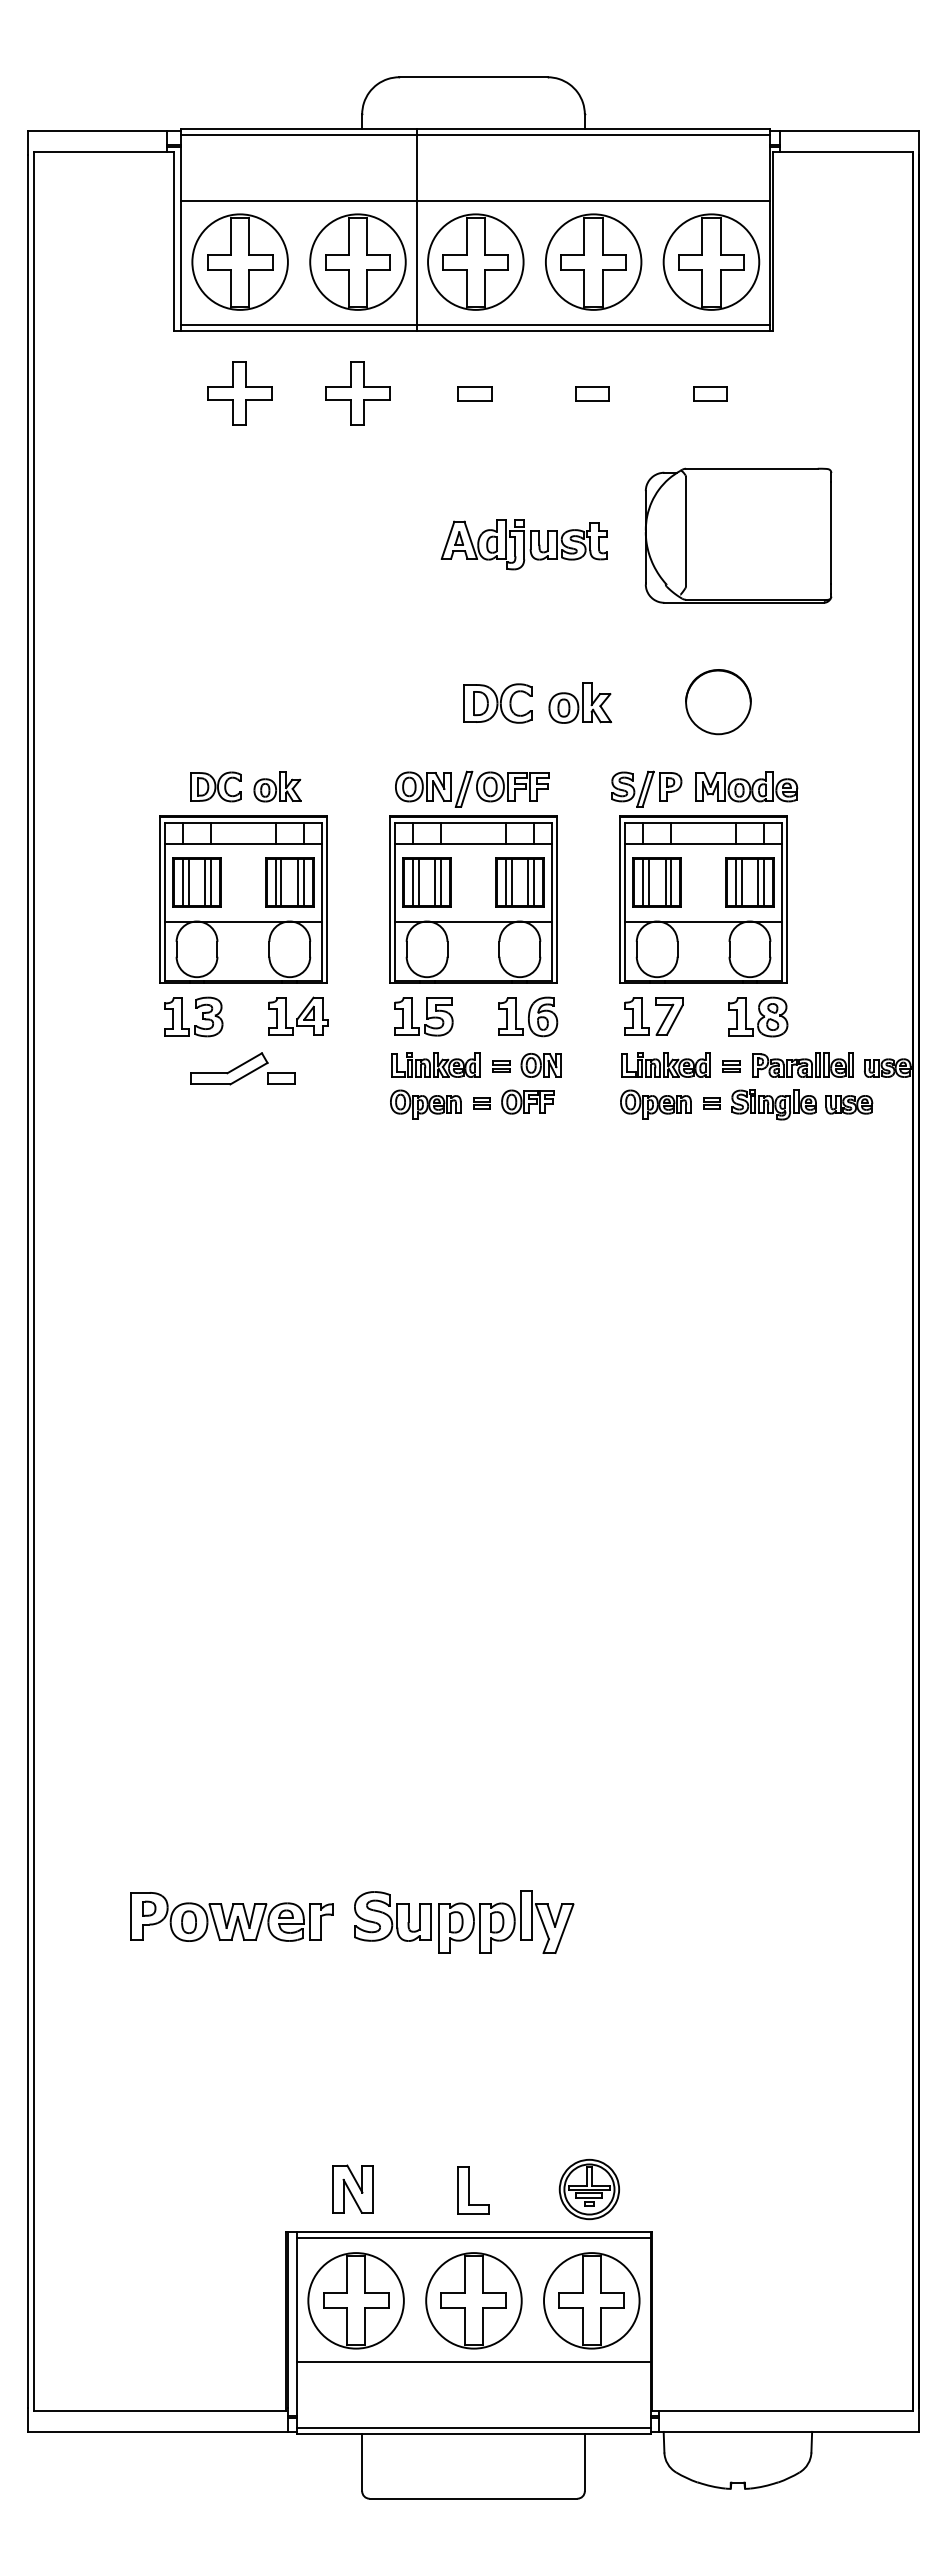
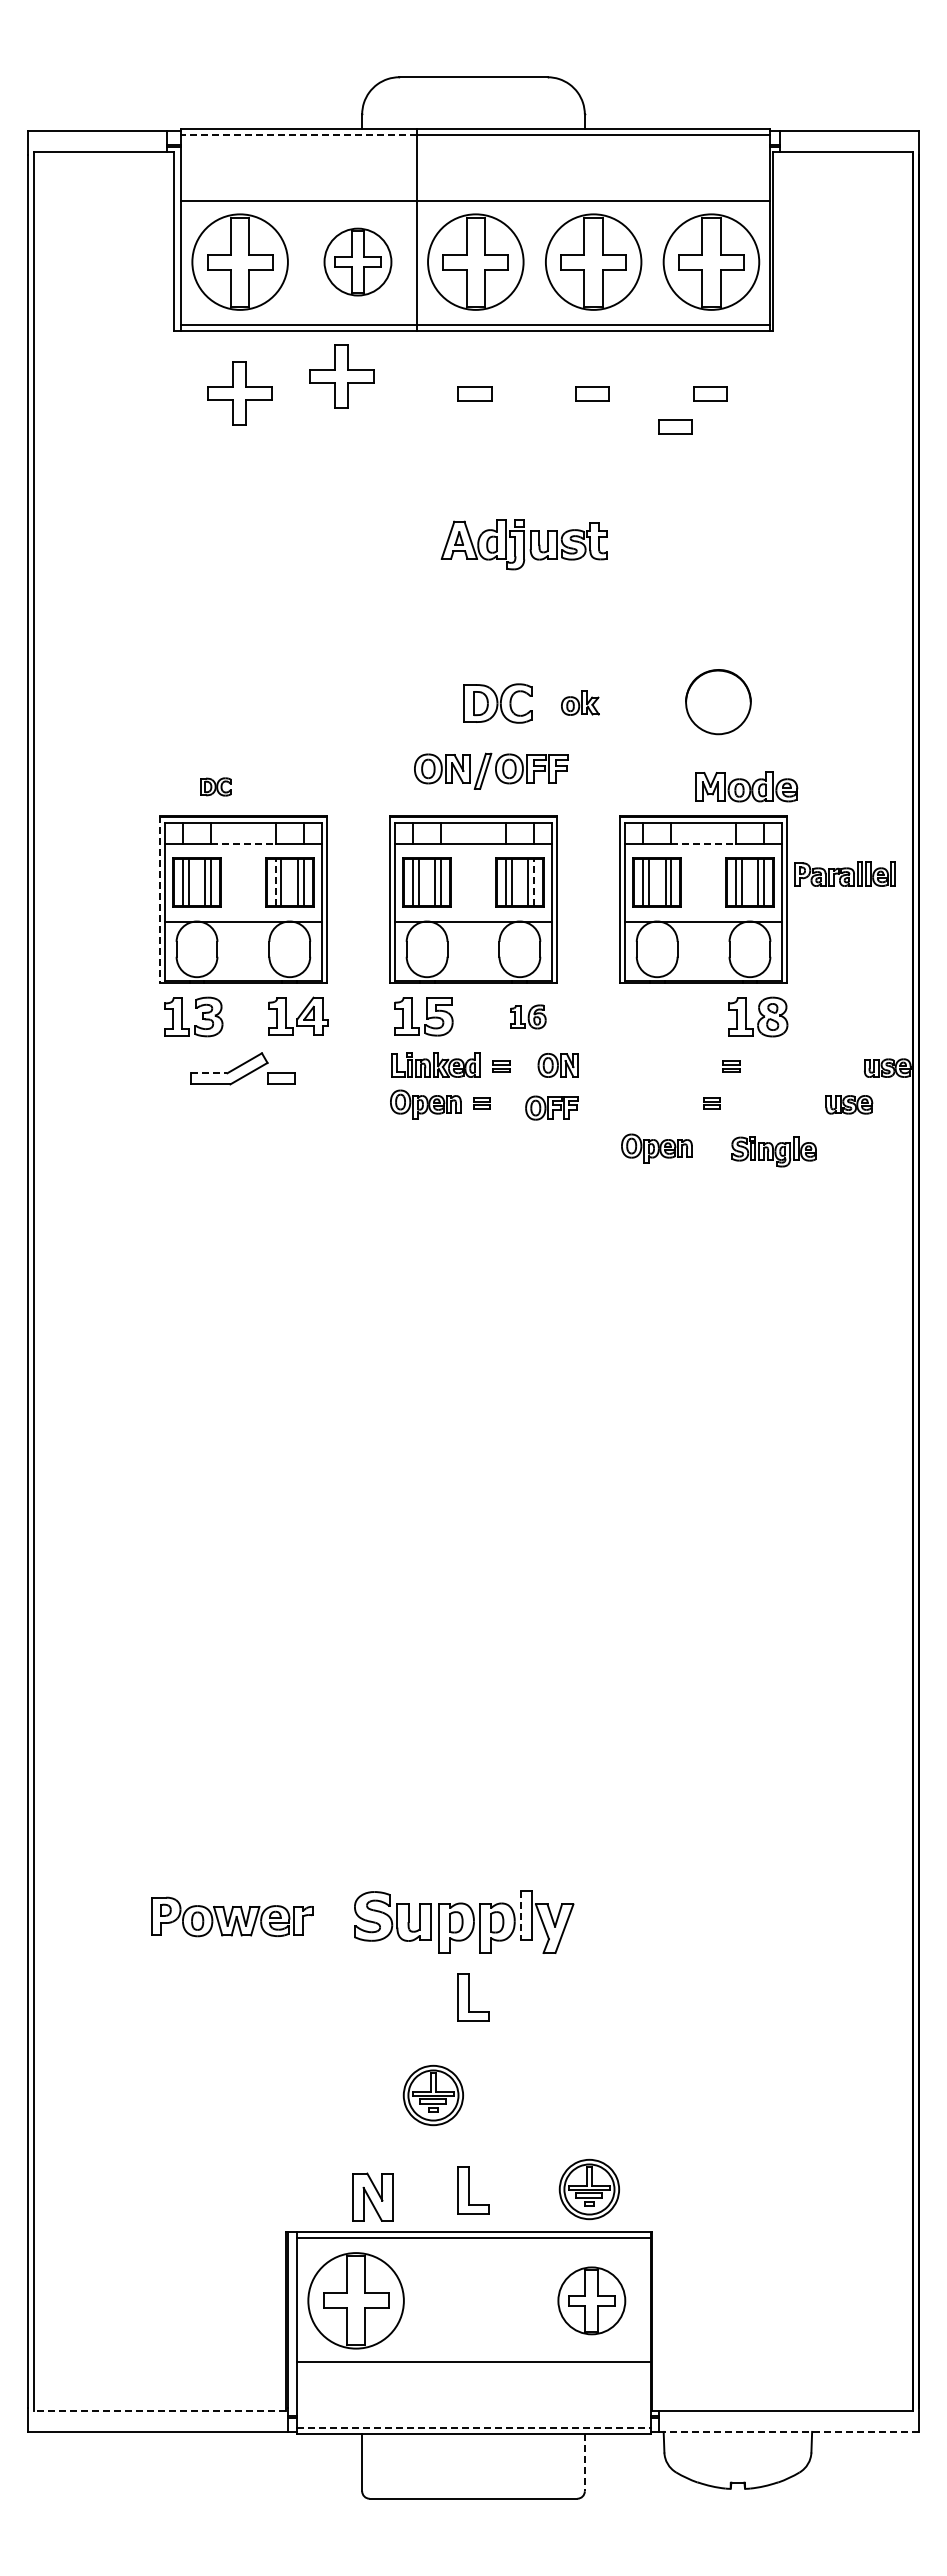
line: solid -> dashed (299, 135)
part size: 98x98 px -> 70x70 px (357, 261)
part position: (357, 393) -> (341, 376) (341, 376)
part: none -> present (675, 426)
part: present -> none (738, 535)
part size: 65x42 px -> 39x26 px (580, 702)
part size: 52x32 px -> 32x20 px (215, 786)
part: present -> none (277, 786)
part position: (472, 788) -> (491, 770) (491, 770)
part: present -> none (646, 788)
line: solid -> dashed (243, 843)
line: solid -> dashed (704, 843)
line: solid -> dashed (275, 882)
line: solid -> dashed (533, 882)
line: solid -> dashed (159, 900)
part size: 61x42 px -> 37x26 px (528, 1016)
part: present -> none (662, 1021)
part: present -> none (665, 1064)
part position: (802, 1064) -> (844, 873) (844, 873)
part position: (540, 1065) -> (557, 1065) (557, 1065)
line: solid -> dashed (209, 1073)
part position: (527, 1101) -> (551, 1107) (551, 1107)
part position: (655, 1104) -> (656, 1148) (656, 1148)
part position: (773, 1104) -> (773, 1151) (773, 1151)
line: solid -> dashed (520, 1915)
part size: 204x50 px -> 163x42 px (232, 1916)
part: none -> present (473, 1997)
part: none -> present (432, 2095)
part position: (352, 2188) -> (372, 2196) (372, 2196)
part: present -> none (473, 2300)
part size: 98x98 px -> 70x70 px (591, 2300)
line: solid -> dashed (159, 2410)
line: solid -> dashed (473, 2427)
line: solid -> dashed (788, 2431)
line: solid -> dashed (584, 2462)
